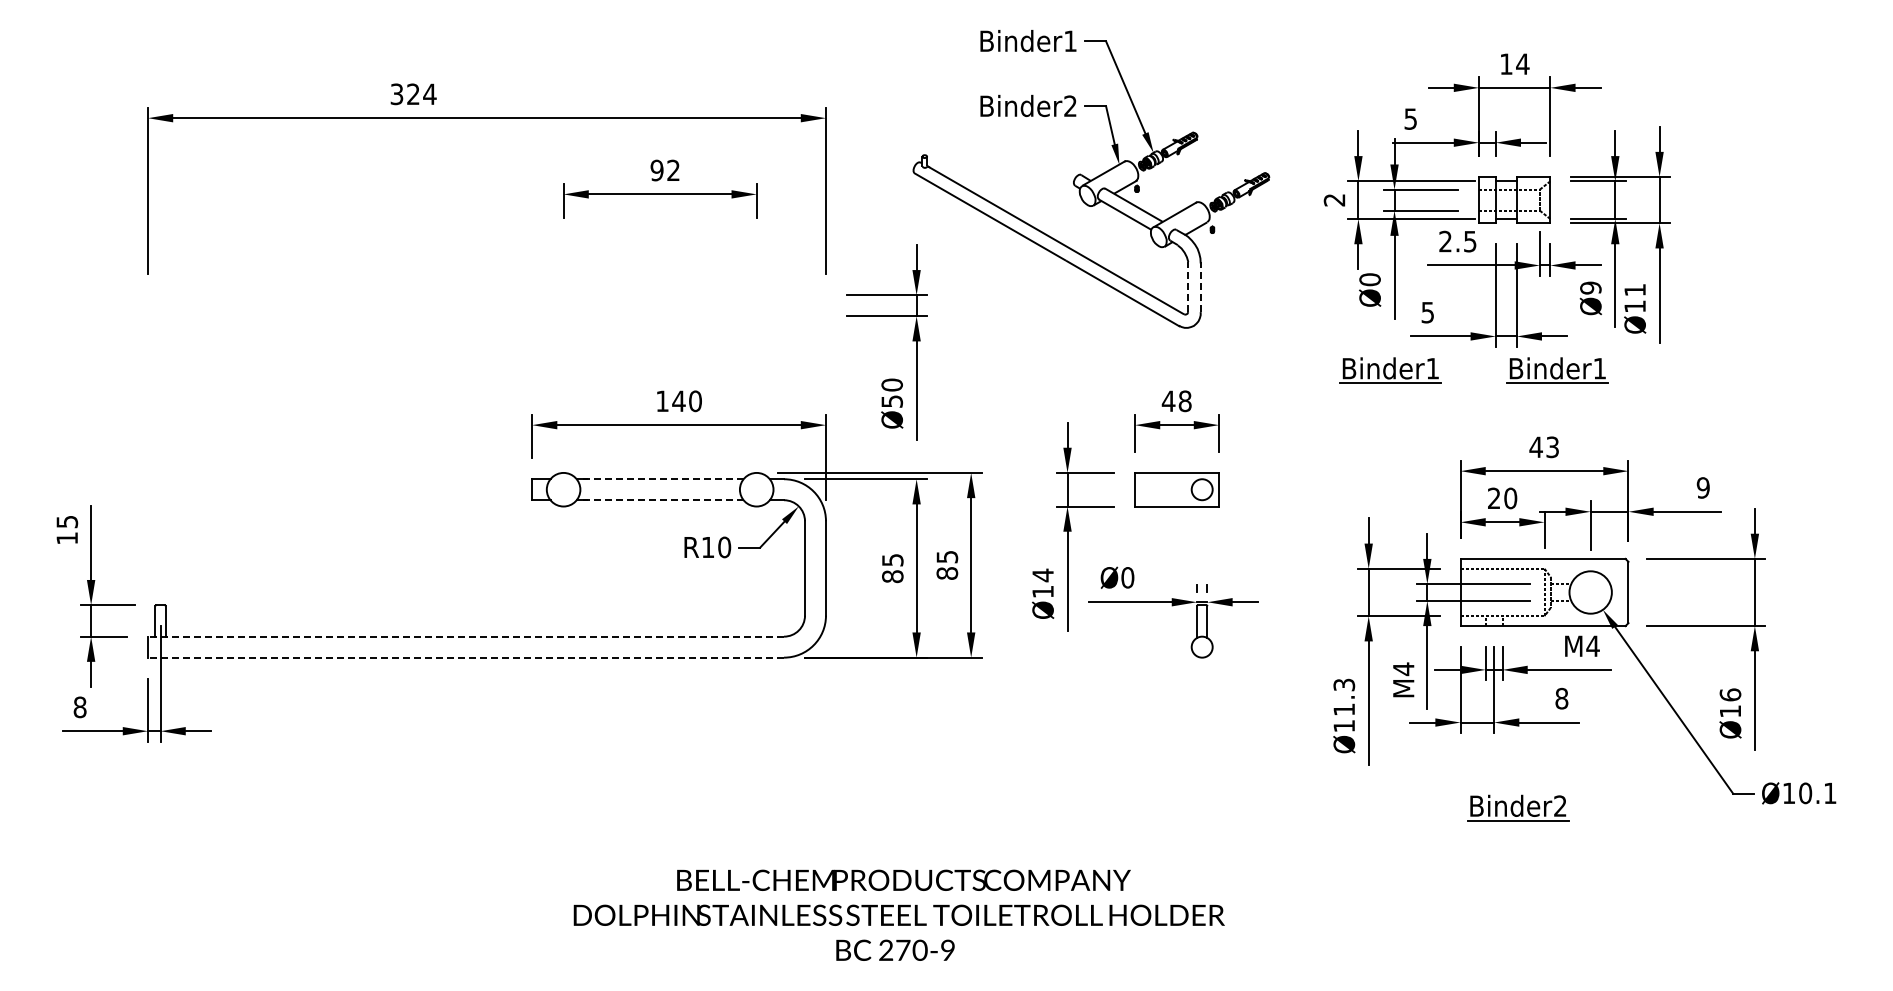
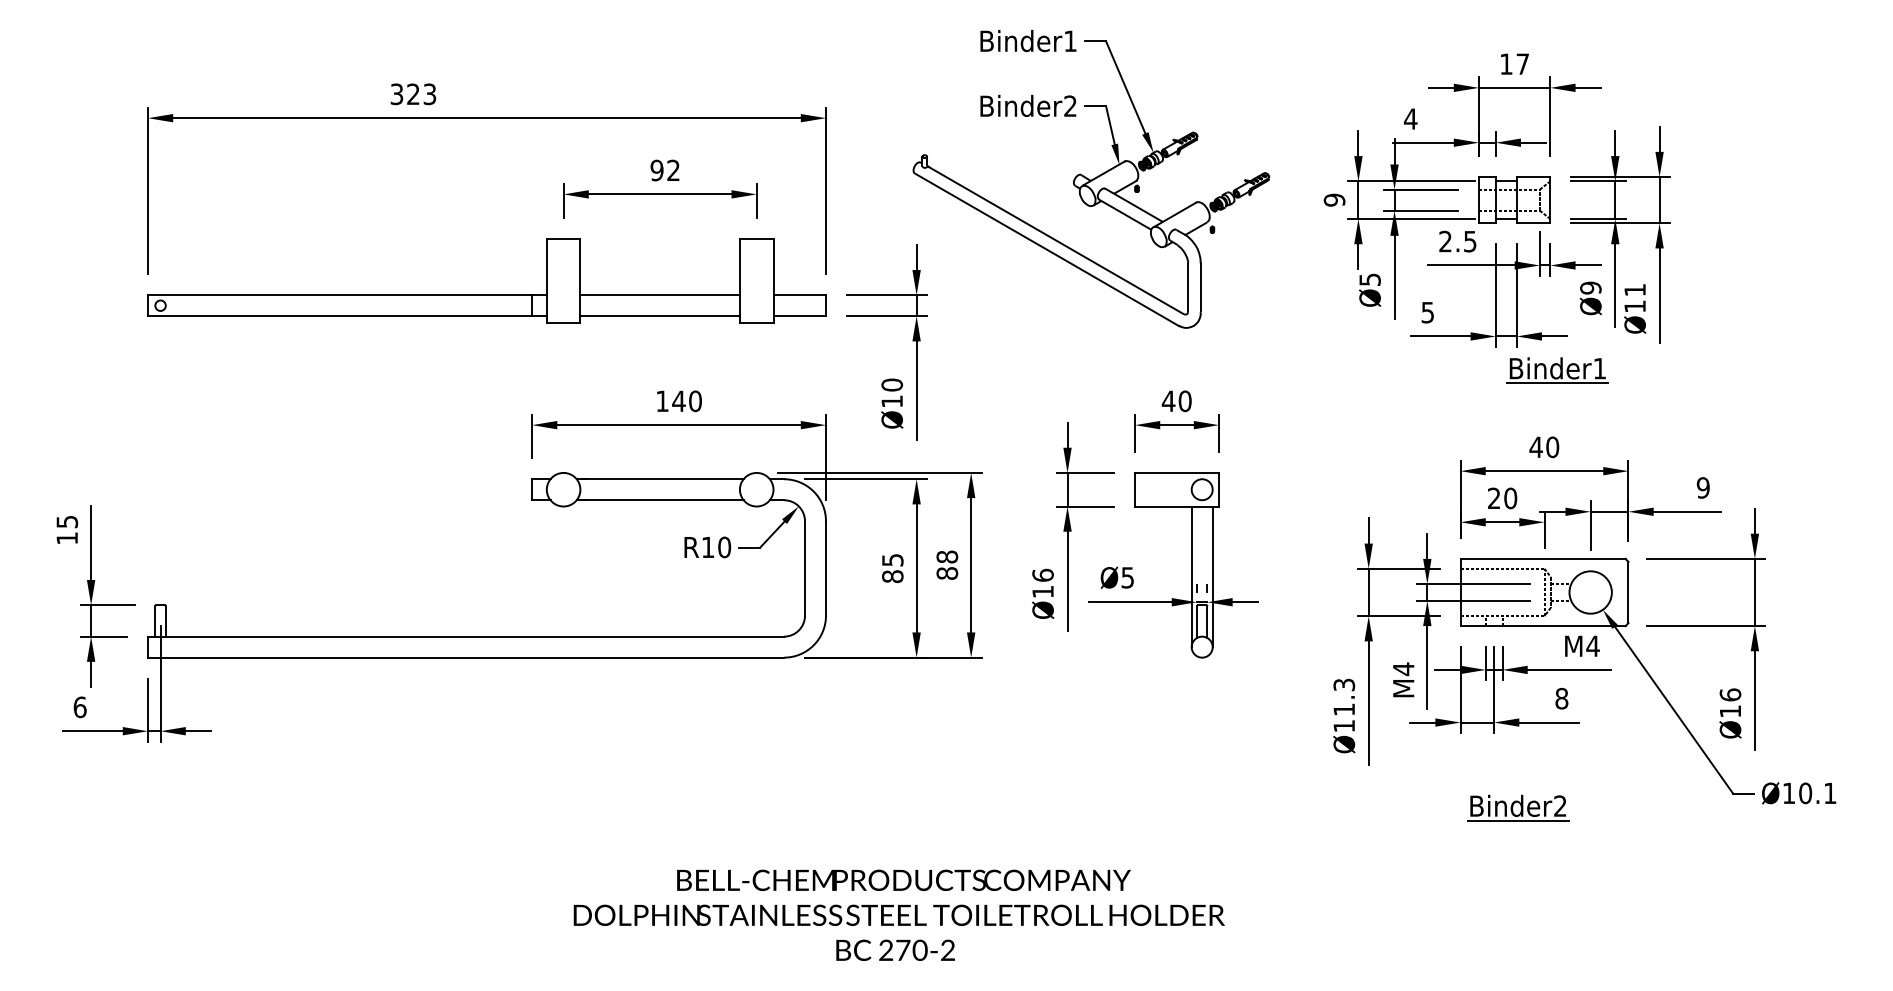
text: 14 -> 17 (1522, 63)
text: 324 -> 323 (429, 94)
text: 5 -> 4 (1410, 118)
text: 2 -> 9 (1334, 199)
text: Ø0 -> Ø5 (1369, 279)
line: dashed -> solid (1188, 286)
line: dashed -> solid (1200, 286)
part: none -> present (486, 294)
part: present -> none (1390, 370)
text: 48 -> 40 (1184, 400)
text: Ø50 -> Ø10 (892, 401)
text: 43 -> 40 (1552, 447)
line: dashed -> solid (662, 479)
line: dashed -> solid (662, 500)
text: 85 -> 88 (947, 556)
text: Ø14 -> Ø16 (1042, 575)
line: none -> present (1191, 576)
line: none -> present (1212, 576)
text: Ø0 -> Ø5 (1127, 577)
line: dashed -> solid (465, 636)
line: dashed -> solid (465, 657)
text: 8 -> 6 (79, 706)
text: 270-9 -> 270-2 (947, 950)
